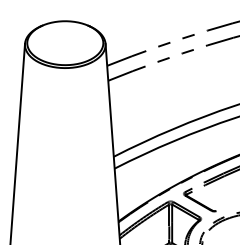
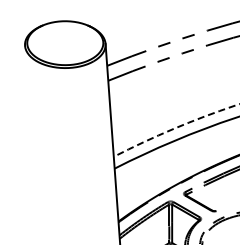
arc: solid -> dashed (175, 128)
line: present -> none (17, 142)
